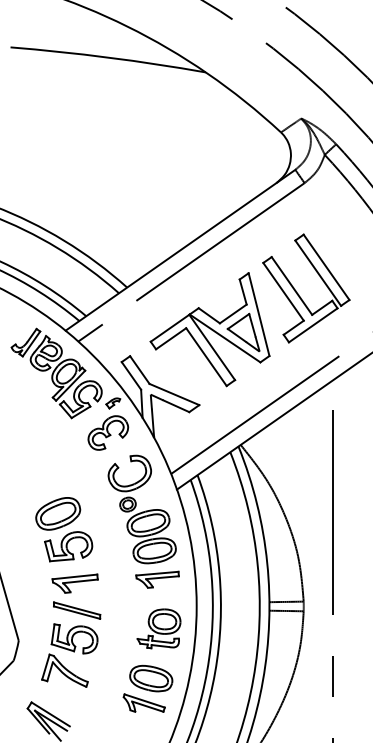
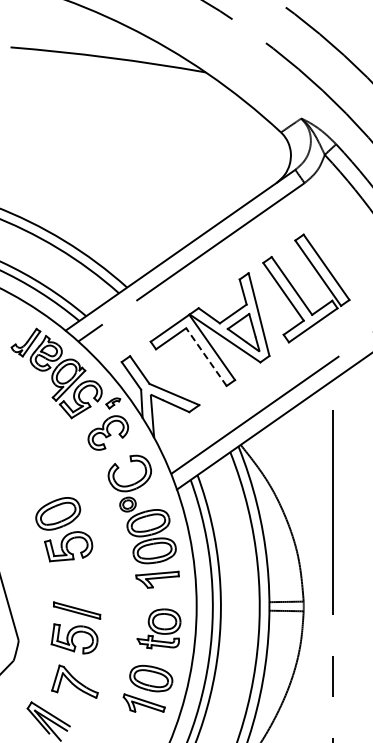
line: solid -> dashed (206, 356)
part: present -> none (74, 583)
part position: (64, 670) -> (74, 681) (74, 681)
